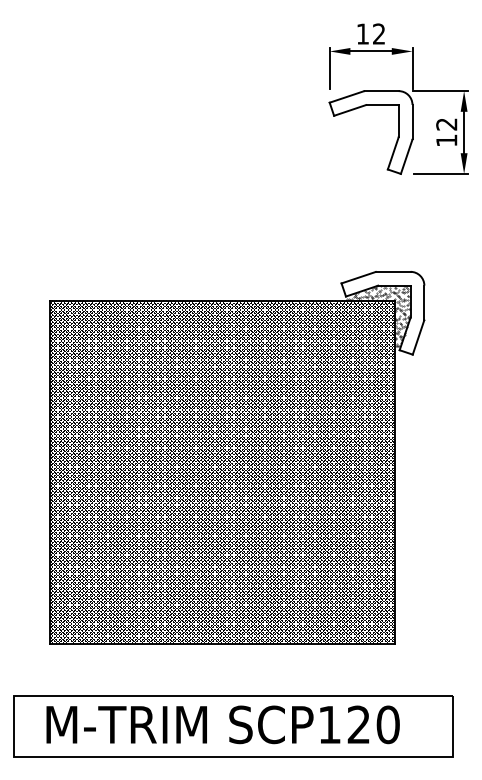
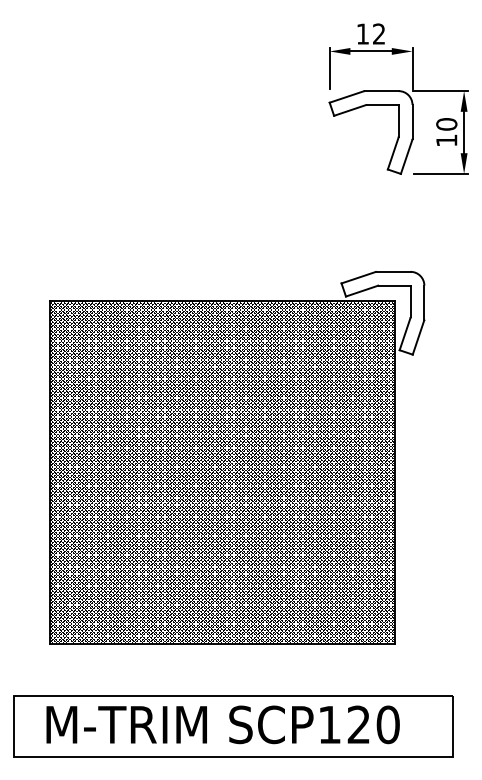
text: 12 -> 10 (446, 124)
hatch: present -> none (378, 315)
